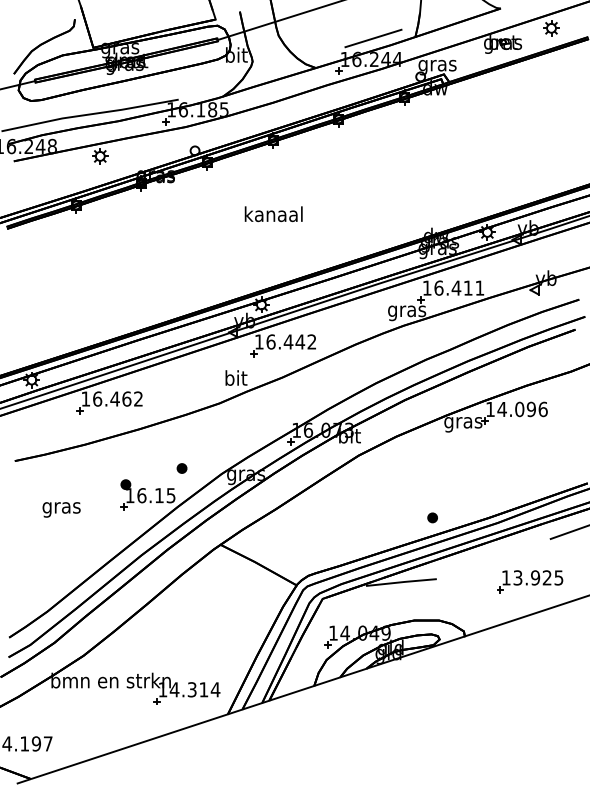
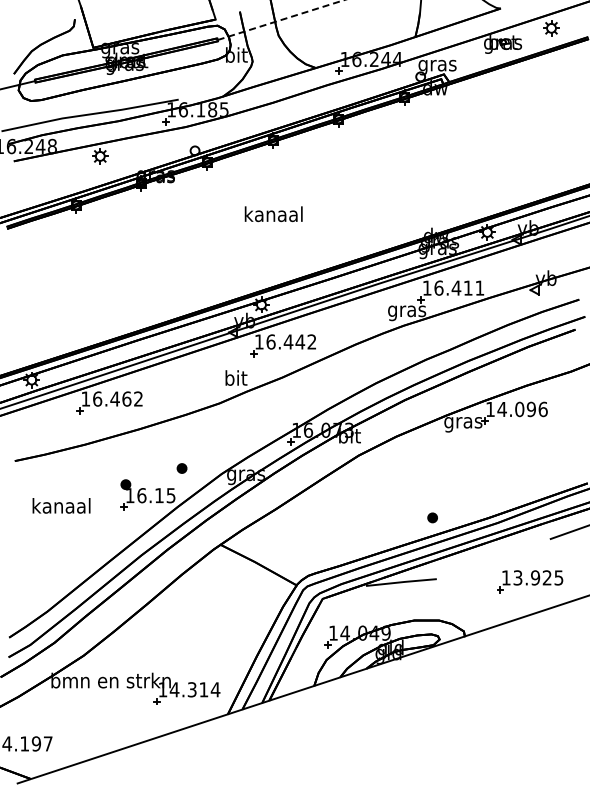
line: solid -> dashed (281, 19)
line: present -> none (373, 38)
text: gras -> kanaal (61, 507)
